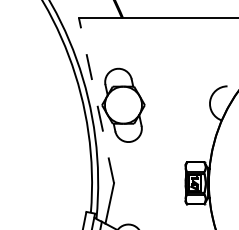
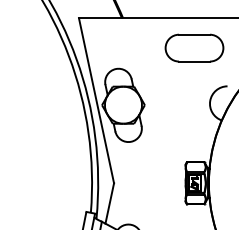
part: none -> present (194, 47)
line: dashed -> solid (96, 100)
